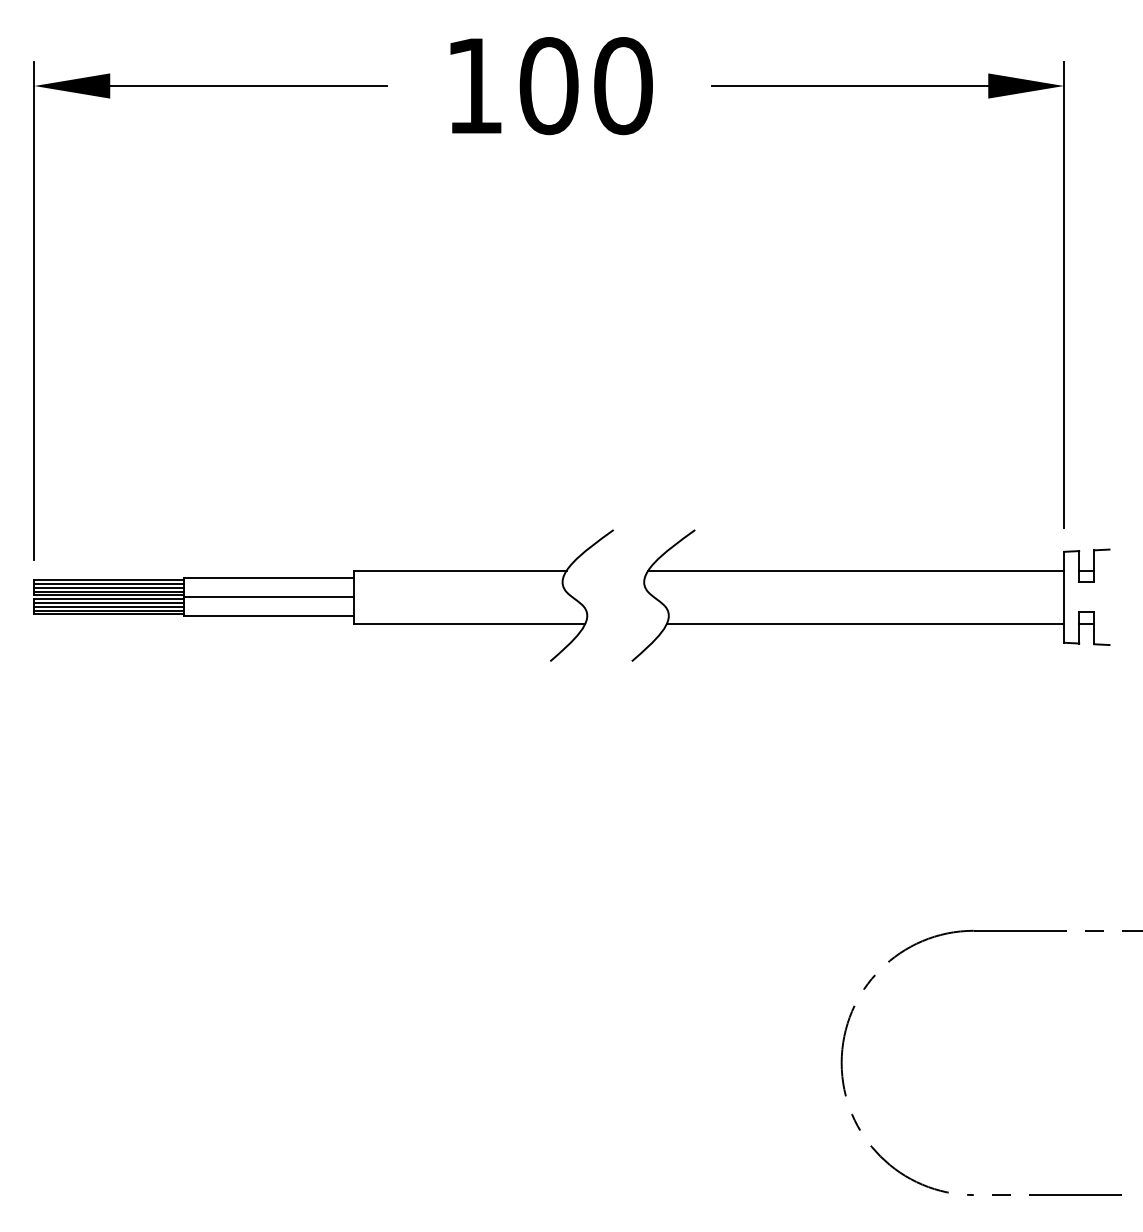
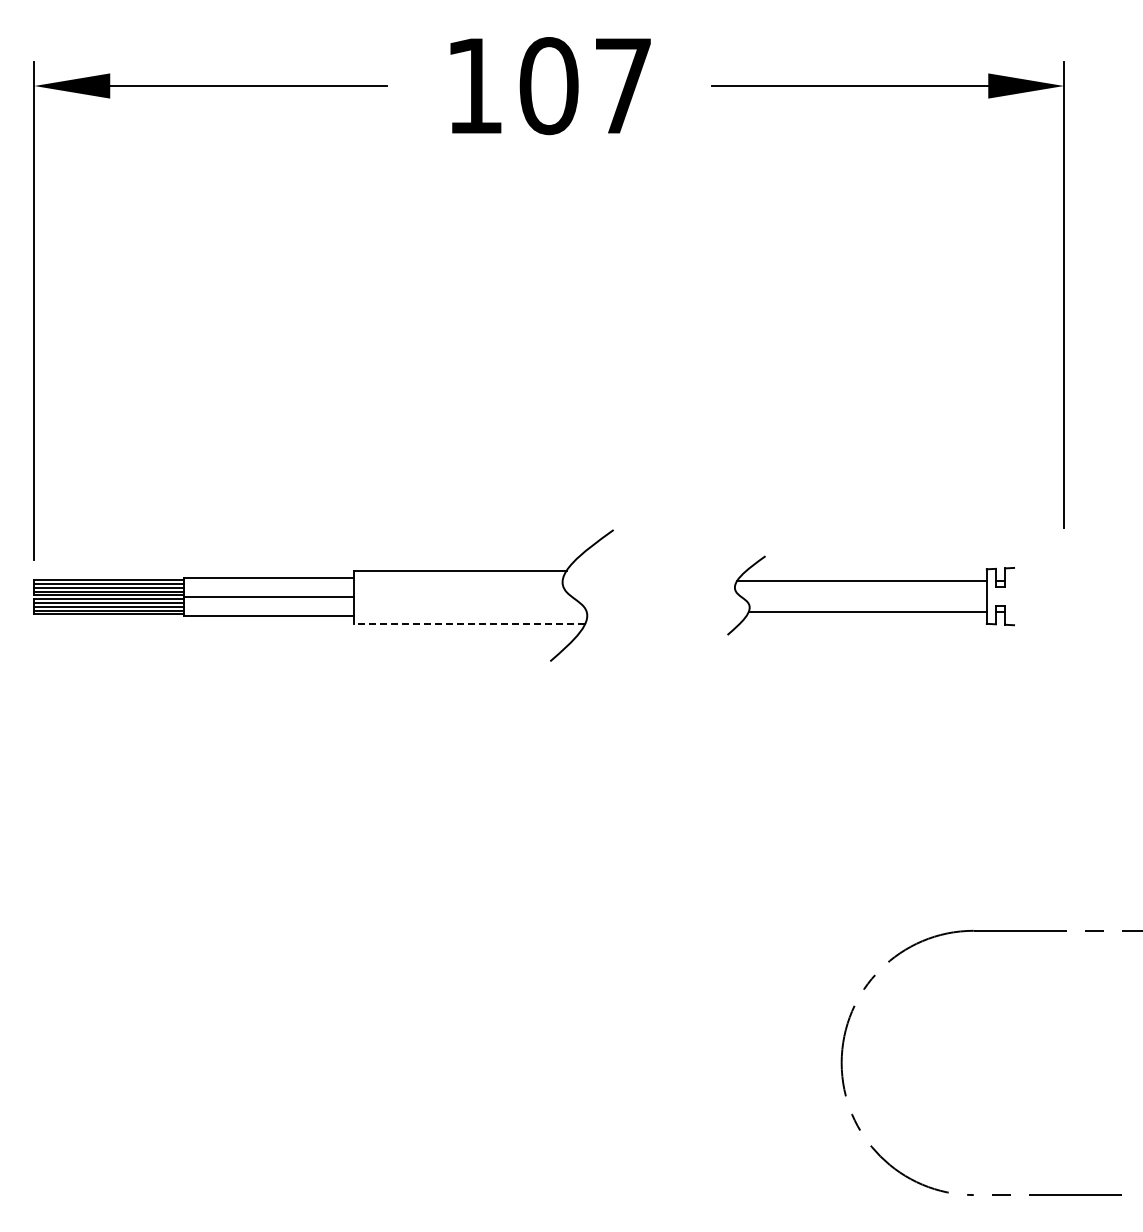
text: 100 -> 107 (623, 86)
part size: 480x133 px -> 288x81 px (870, 595)
line: solid -> dashed (469, 623)
